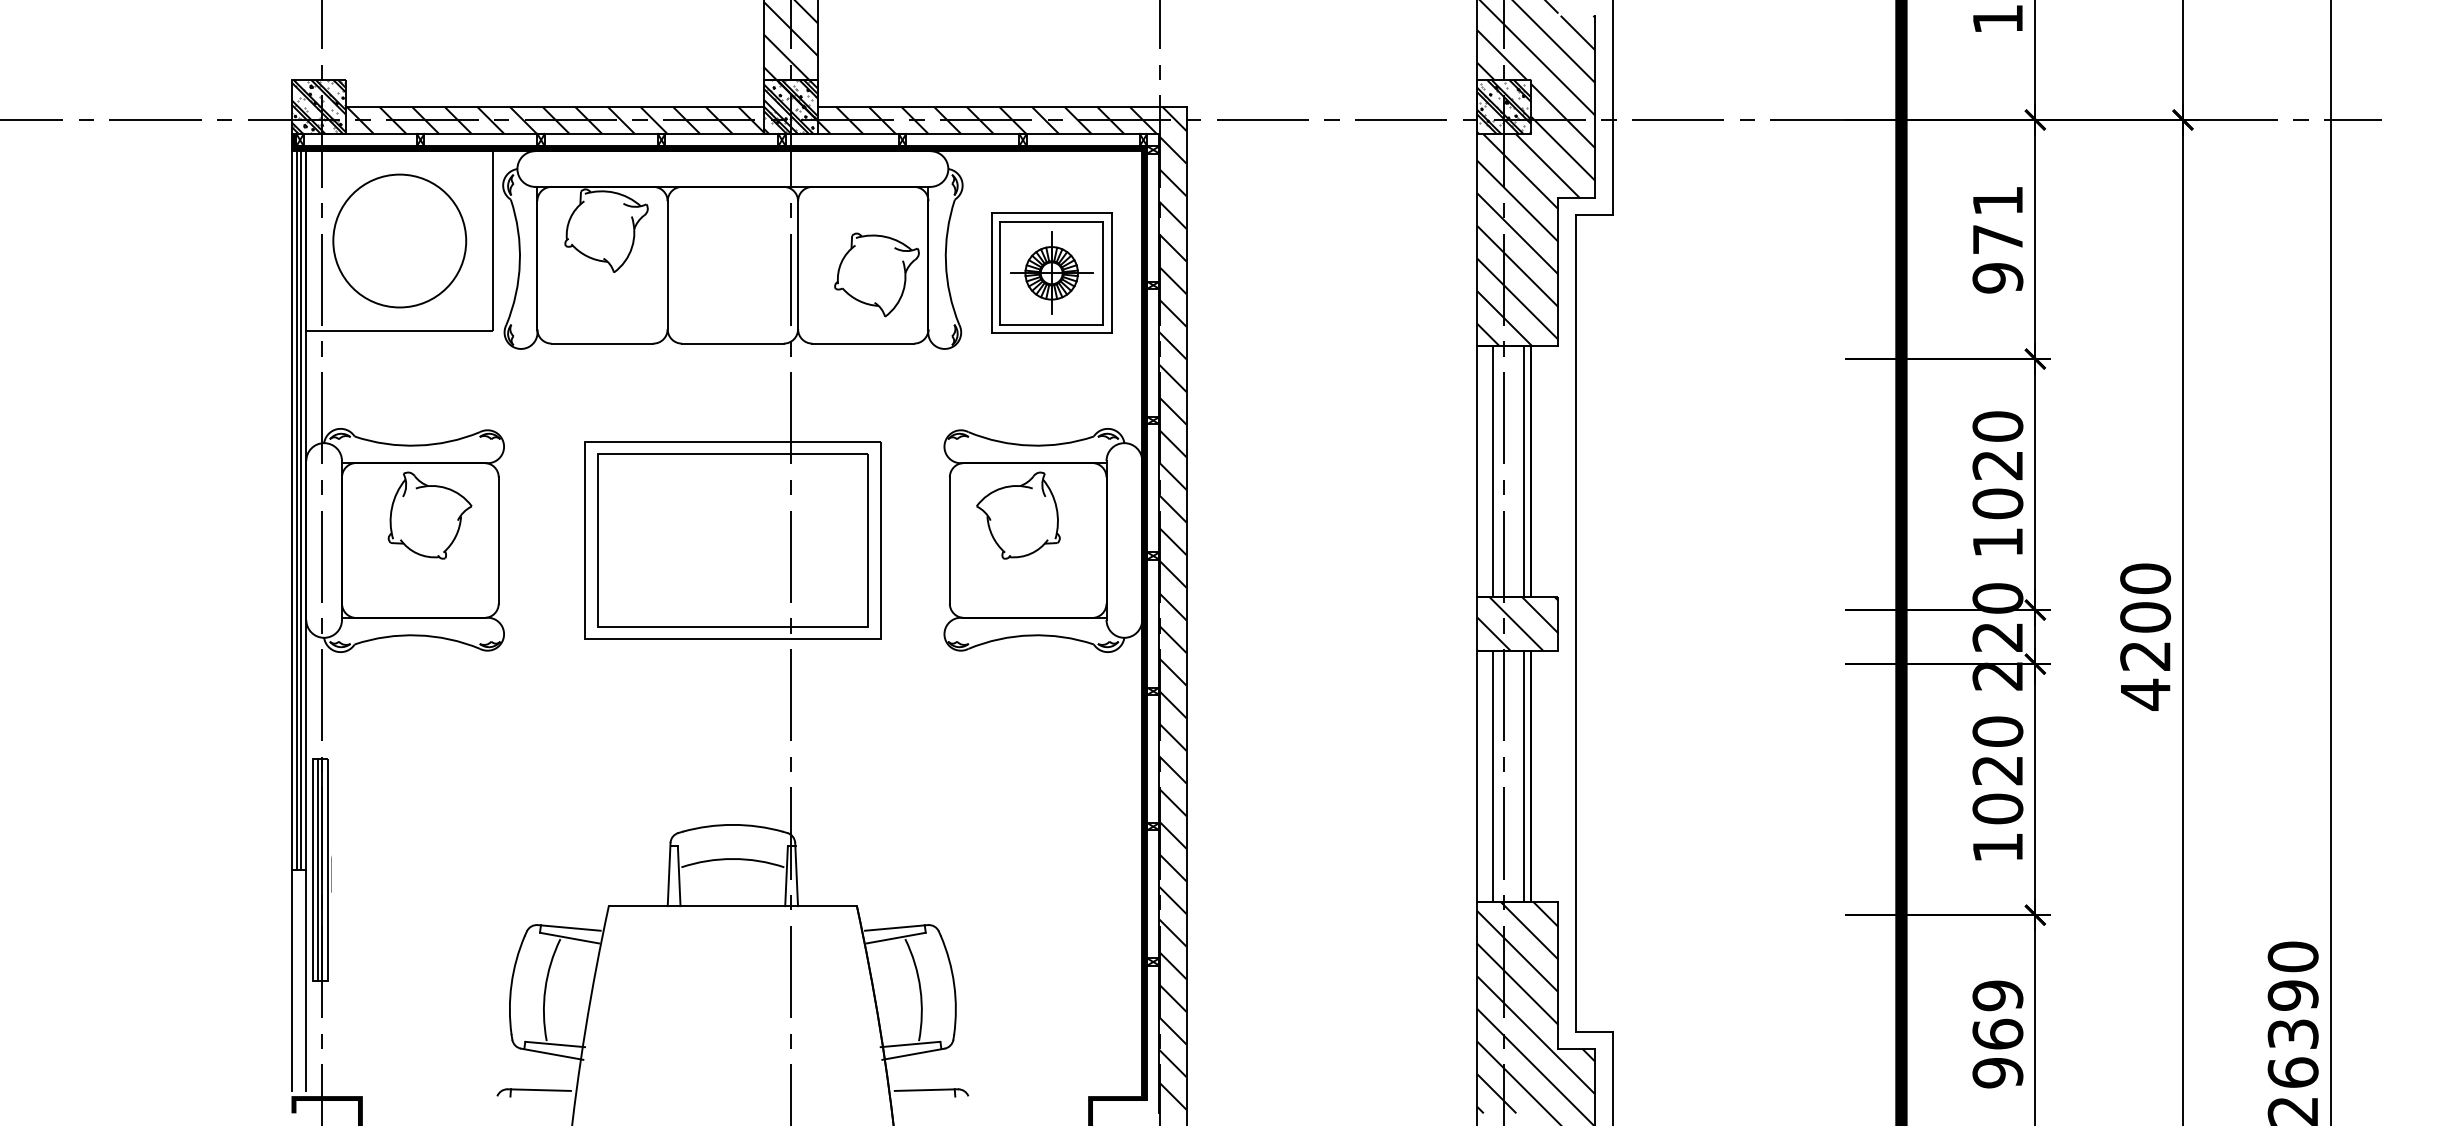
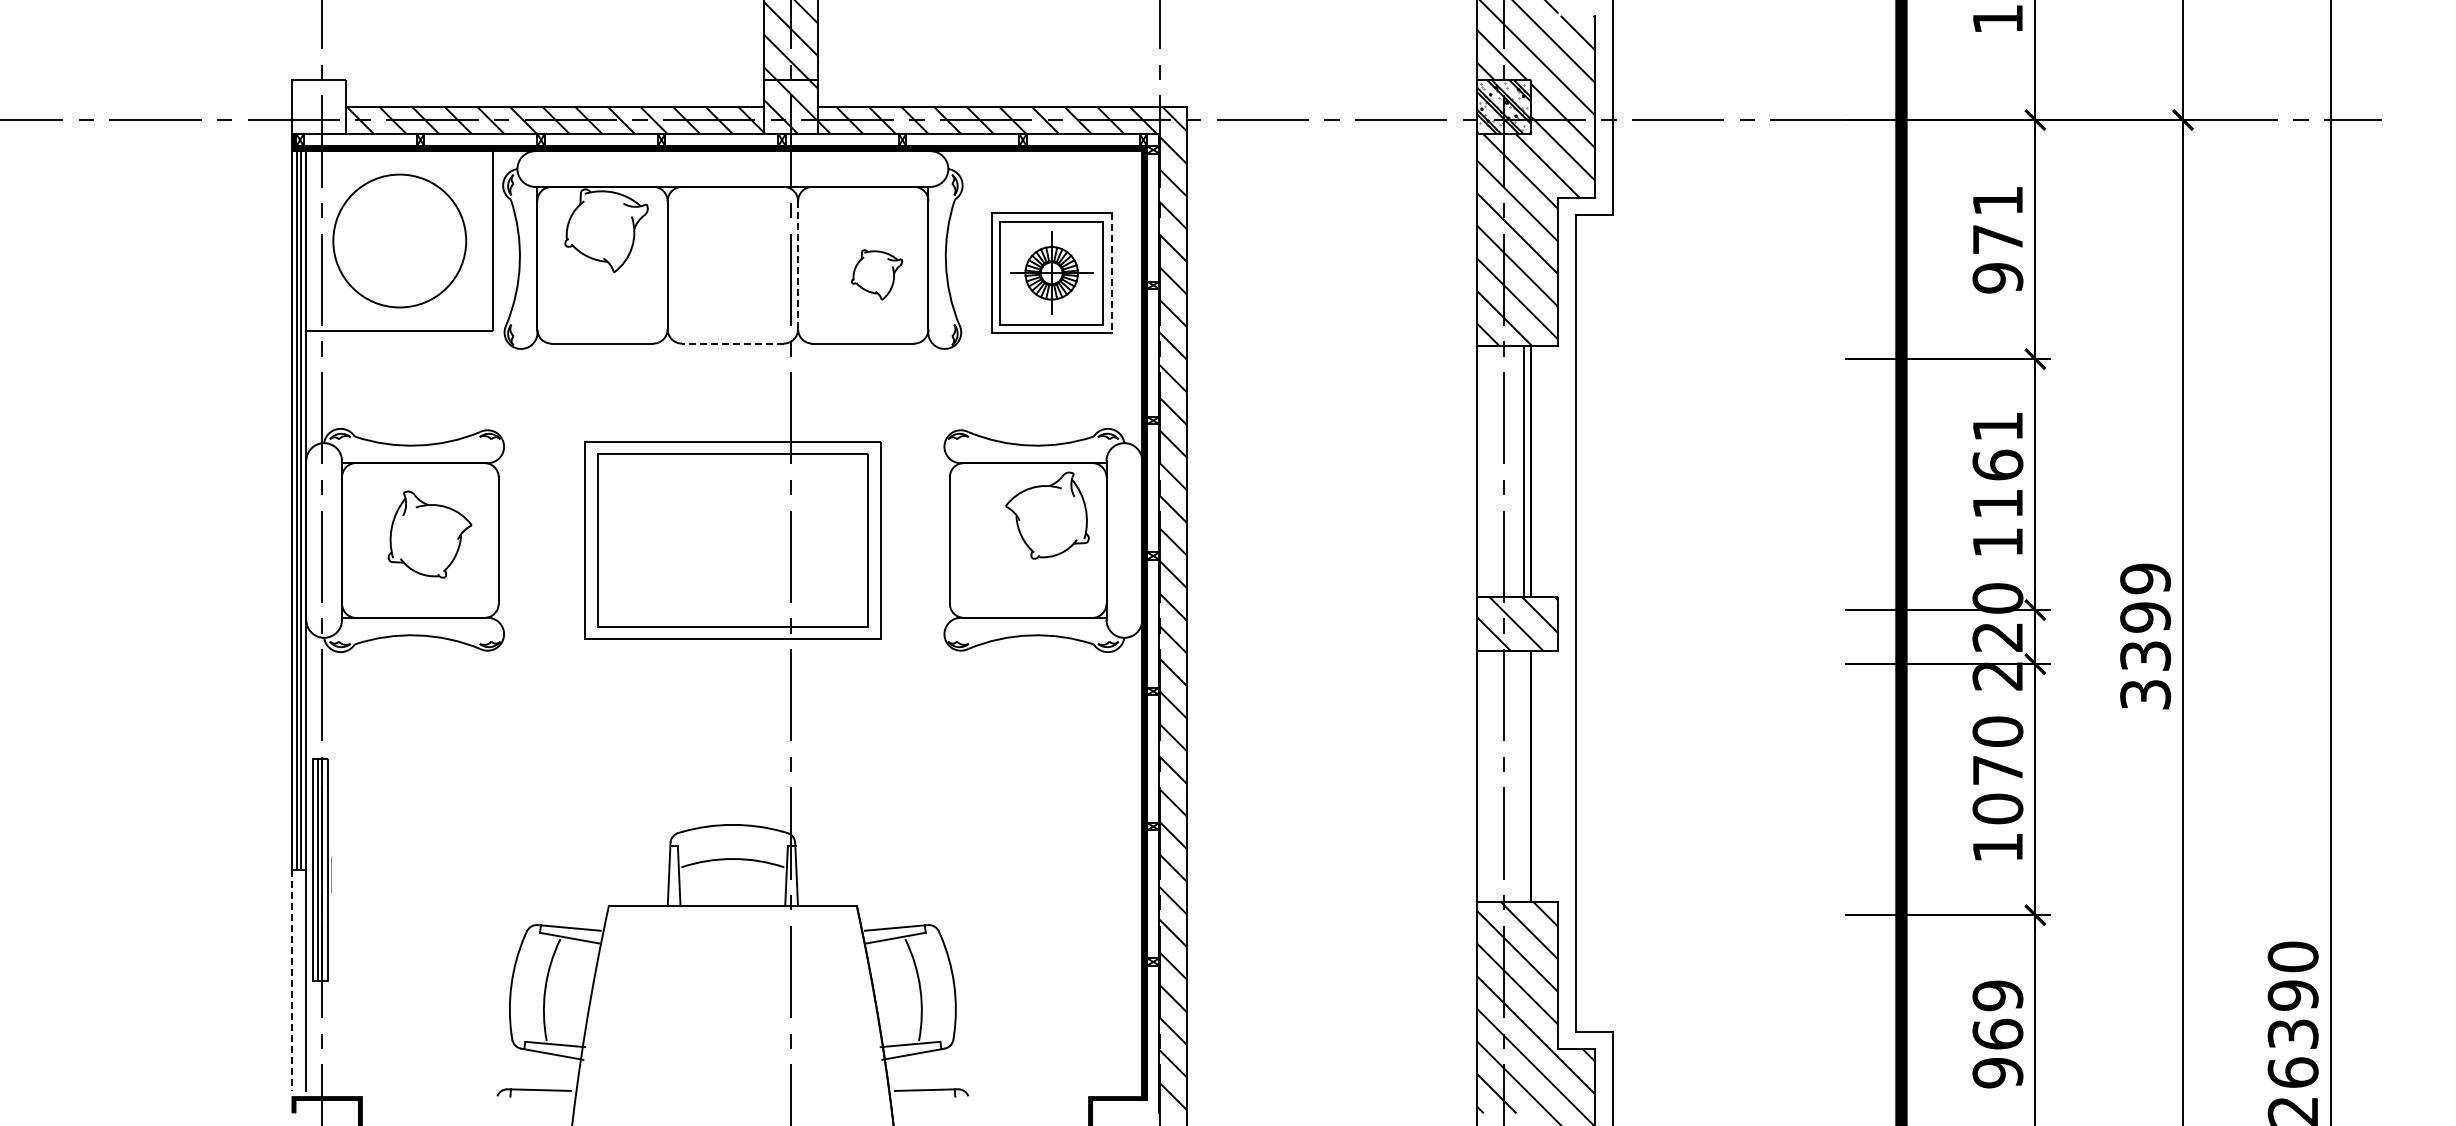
hatch: present -> none (318, 106)
hatch: present -> none (790, 106)
line: solid -> dashed (798, 264)
line: solid -> dashed (1111, 273)
part size: 86x86 px -> 52x52 px (876, 274)
line: solid -> dashed (732, 343)
text: 1020 -> 1161 (1997, 465)
line: present -> none (1492, 470)
part position: (429, 515) -> (429, 534) (429, 534)
part position: (1018, 515) -> (1047, 515) (1047, 515)
text: 4200 -> 3399 (2145, 636)
text: 1020 -> 1070 (1997, 770)
line: present -> none (1492, 776)
line: present -> none (1523, 776)
line: solid -> dashed (291, 980)
